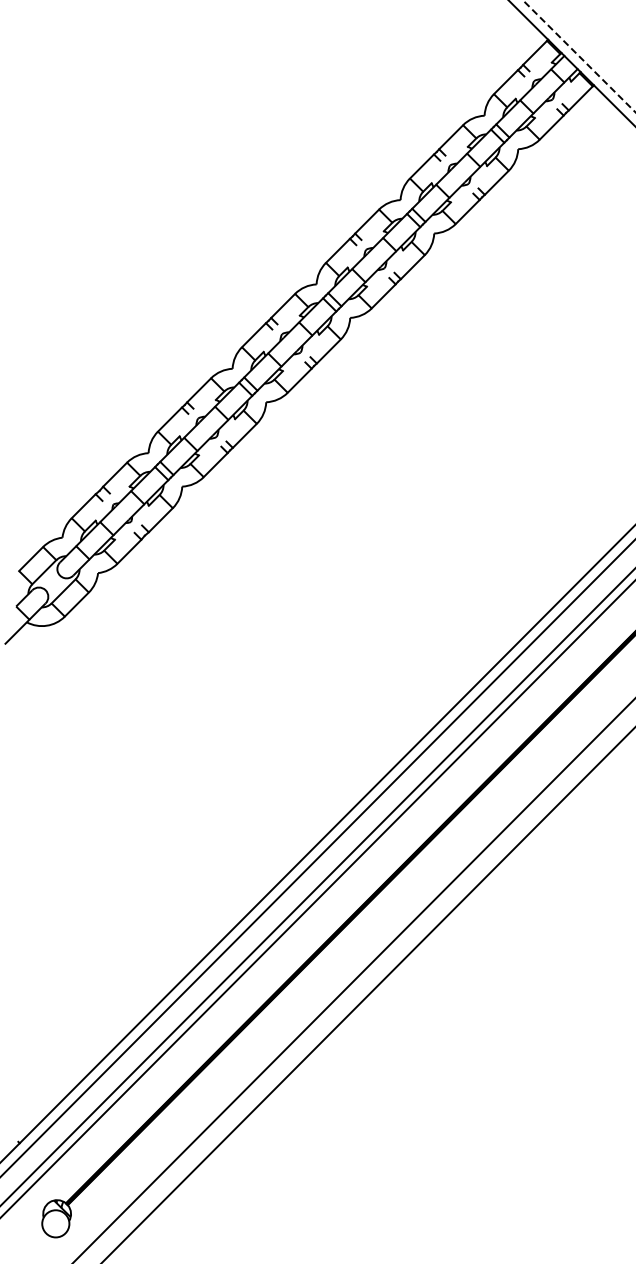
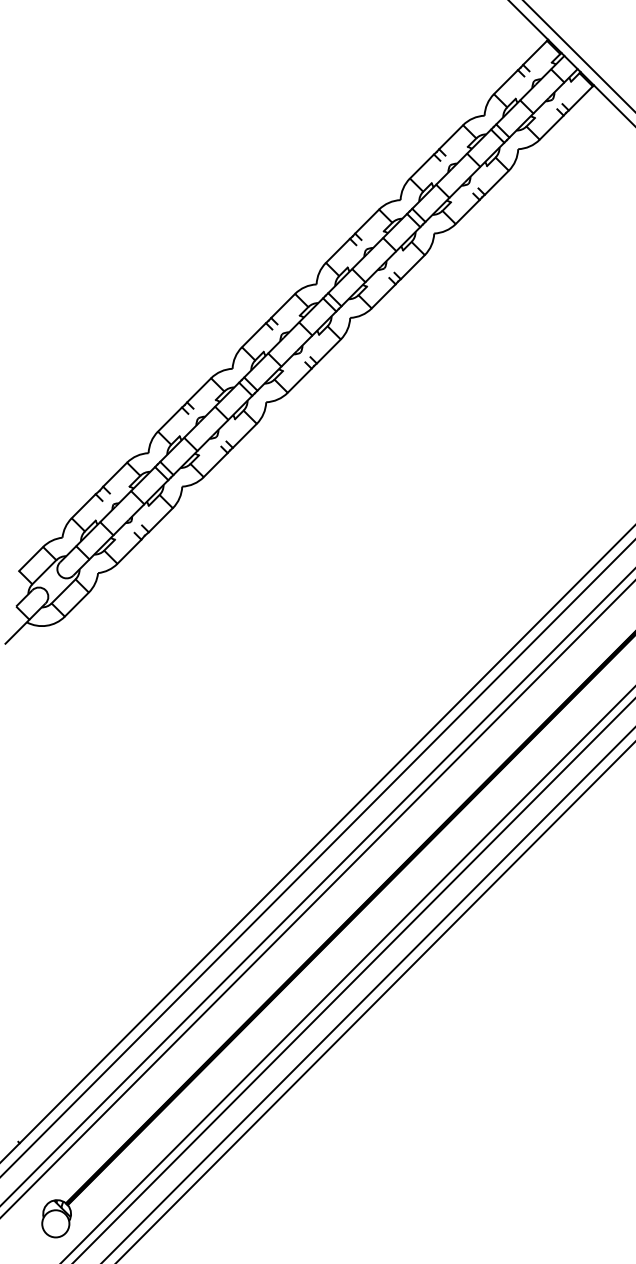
line: dashed -> solid (579, 56)
line: none -> present (347, 974)
line: none -> present (375, 1002)
